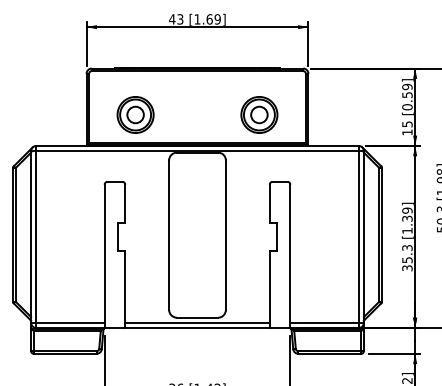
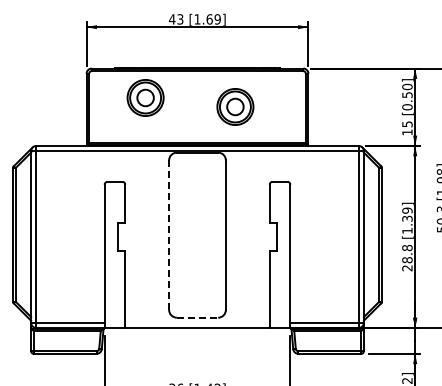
text: [0.59] -> [0.50] (407, 87)
part position: (135, 114) -> (145, 97) (145, 97)
part position: (259, 114) -> (235, 106) (235, 106)
line: solid -> dashed (169, 235)
text: 35.3 -> 28.8 (407, 257)
line: solid -> dashed (197, 317)
line: present -> none (197, 322)
